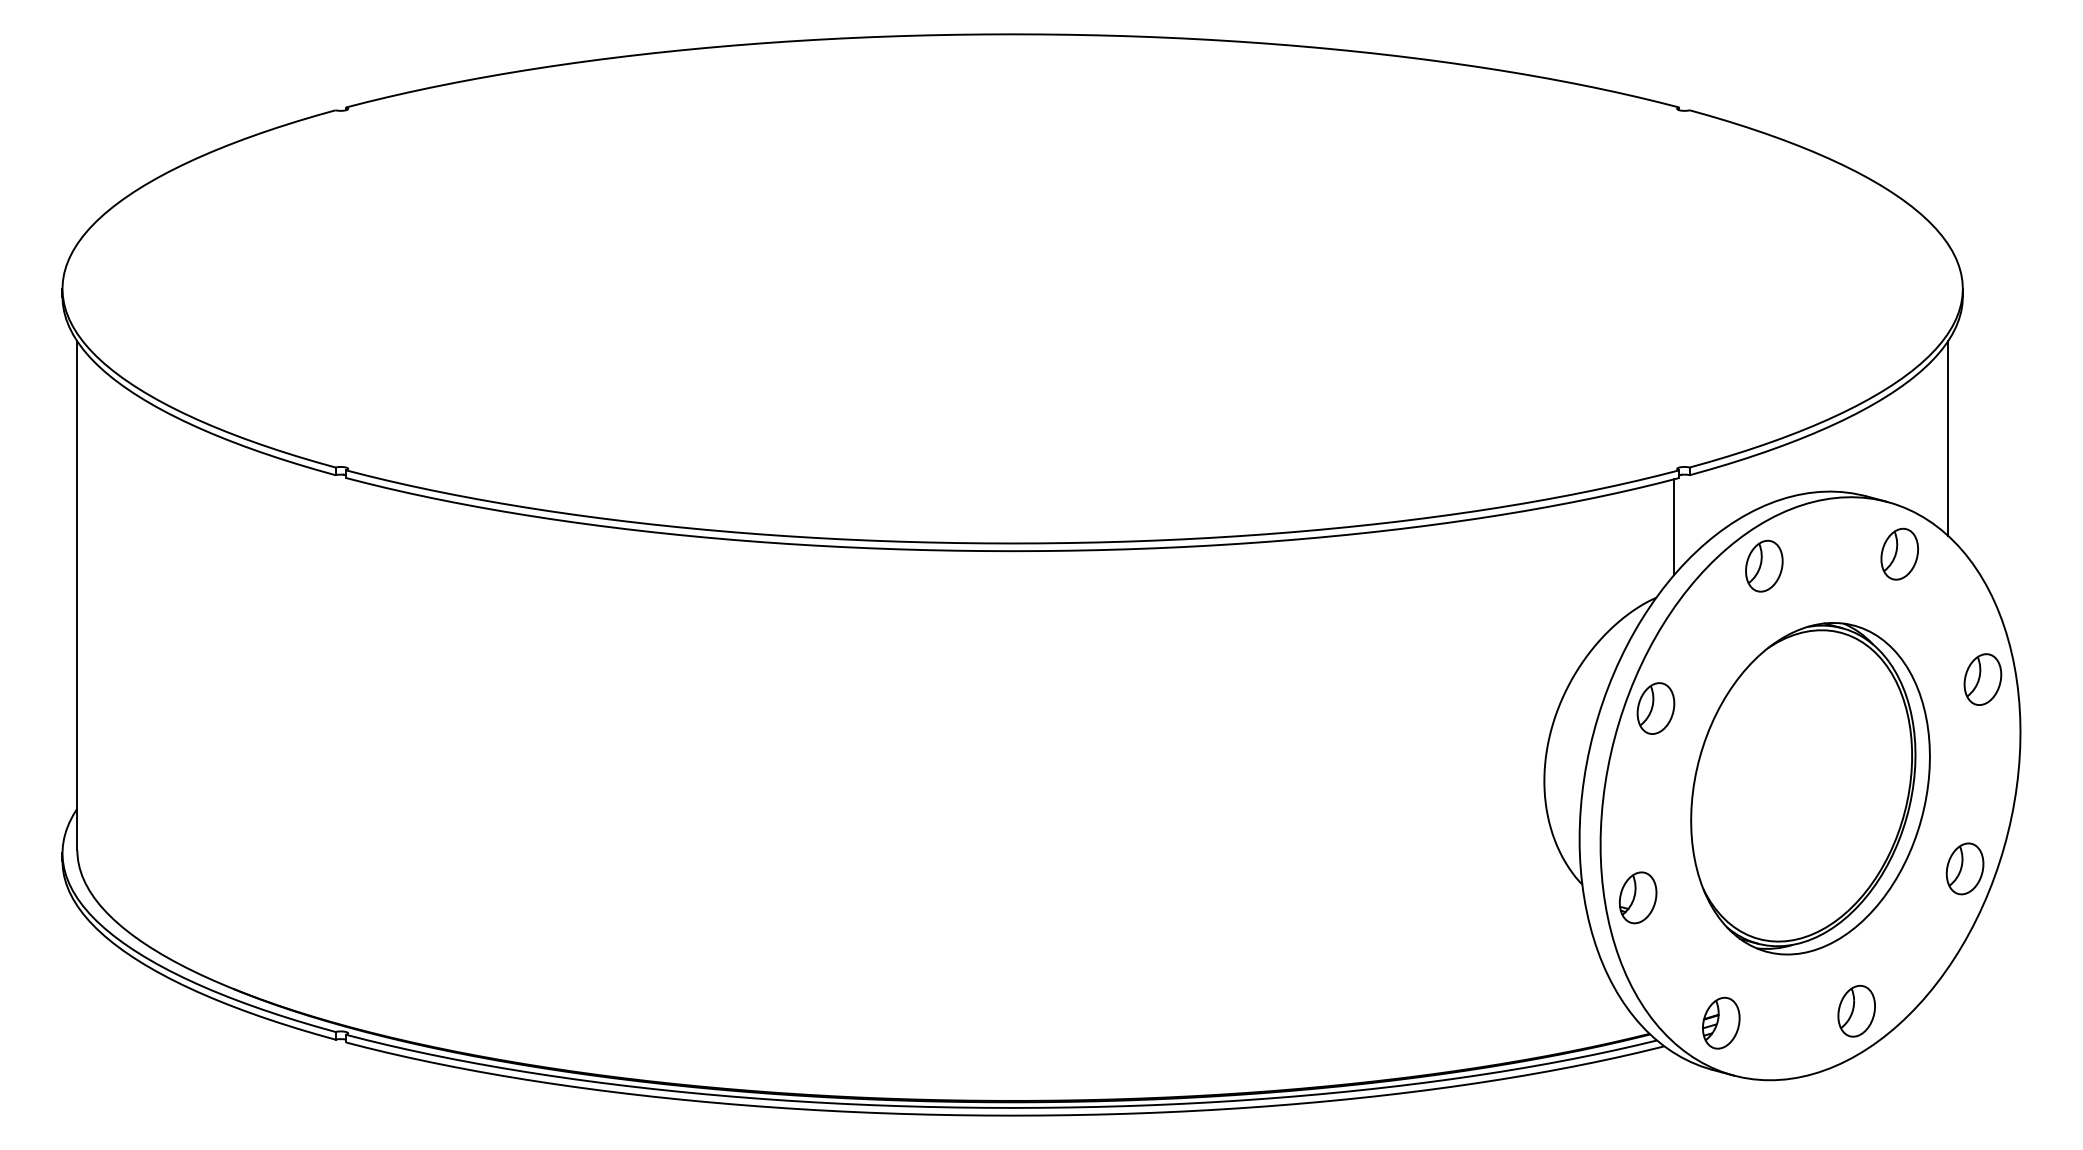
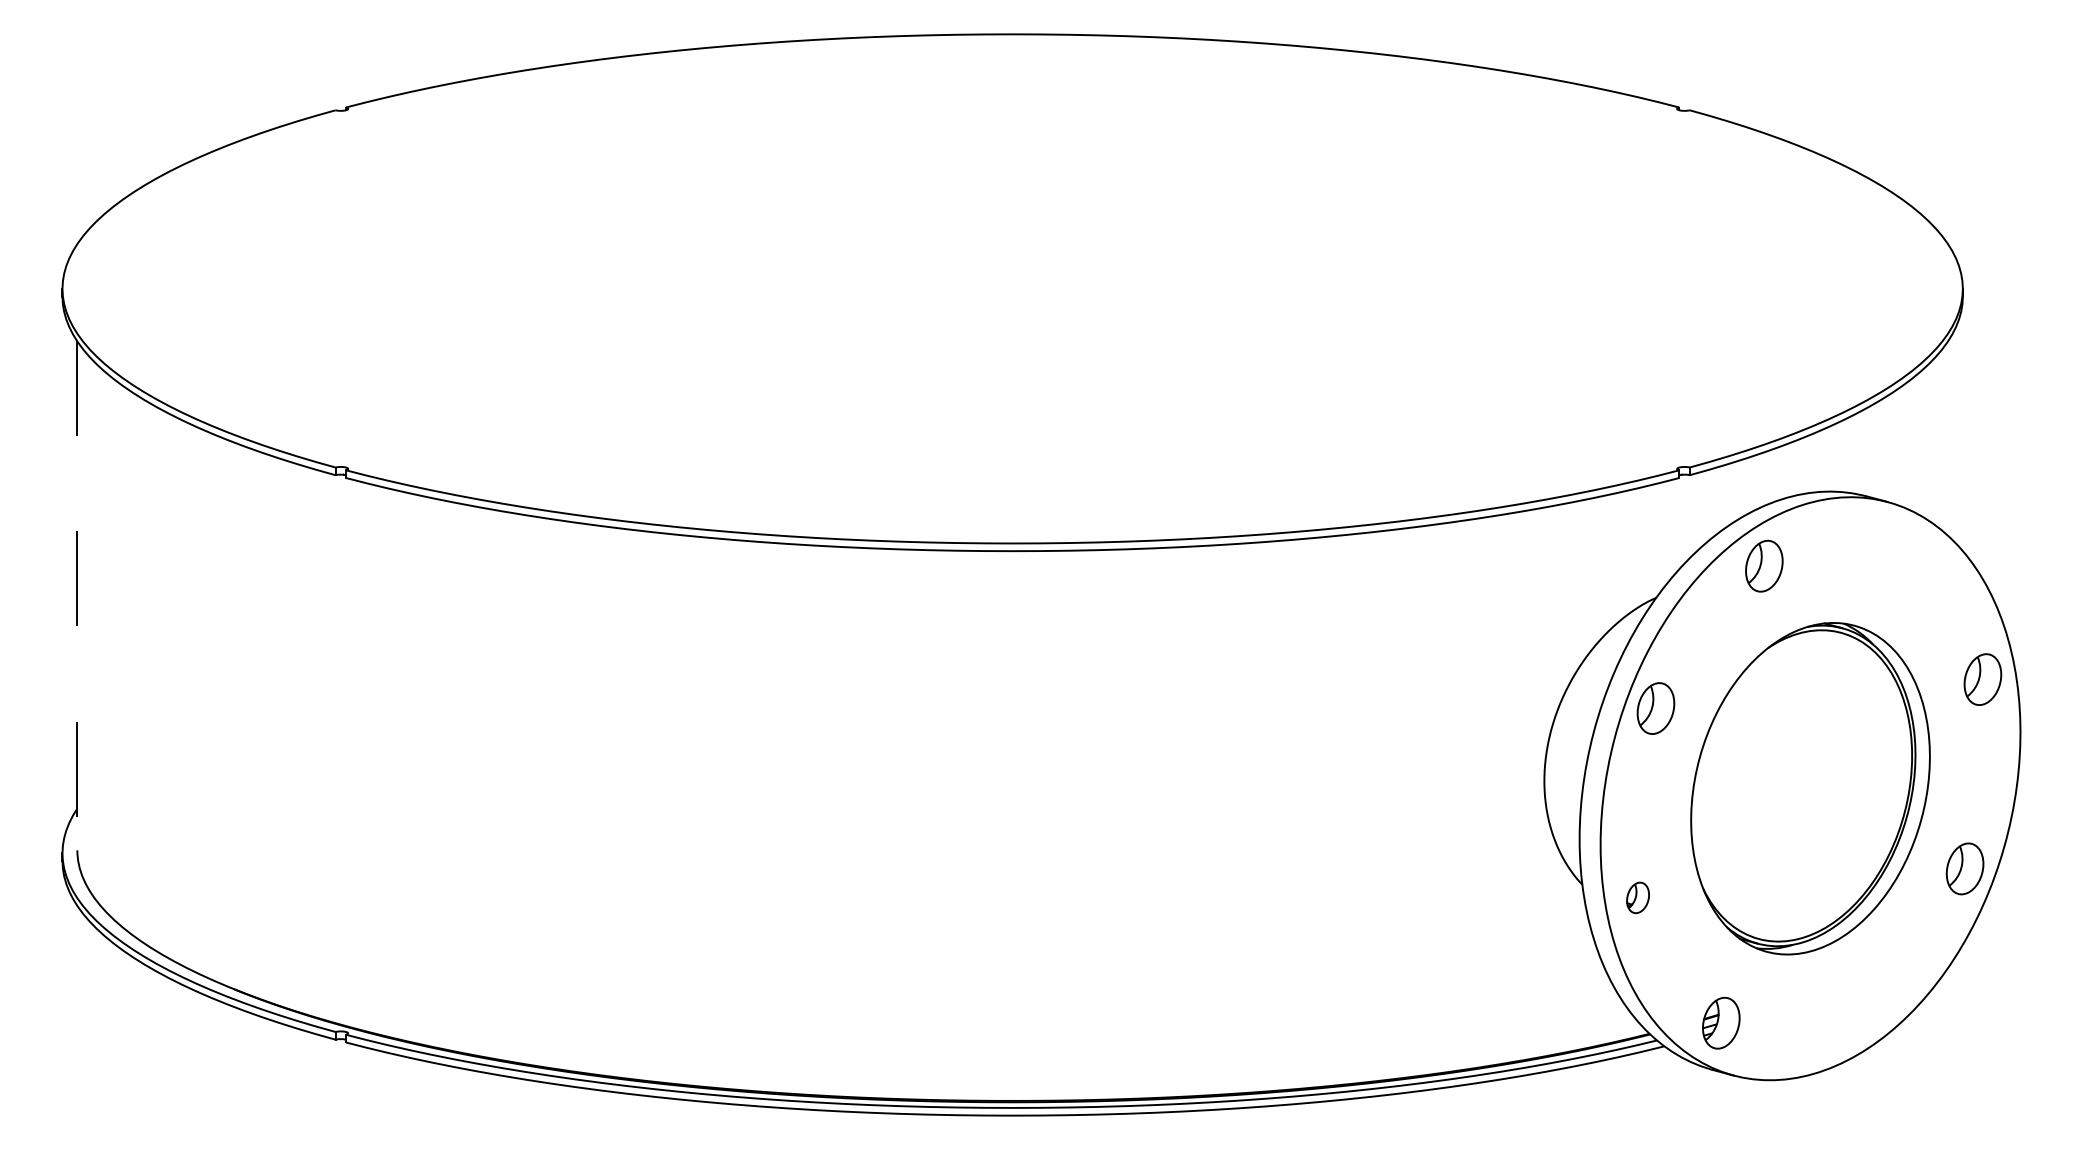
line: present -> none (1948, 438)
line: present -> none (1674, 527)
part: present -> none (1899, 553)
line: solid -> dashed (77, 596)
part size: 40x54 px -> 24x34 px (1637, 897)
part: present -> none (1856, 1010)
